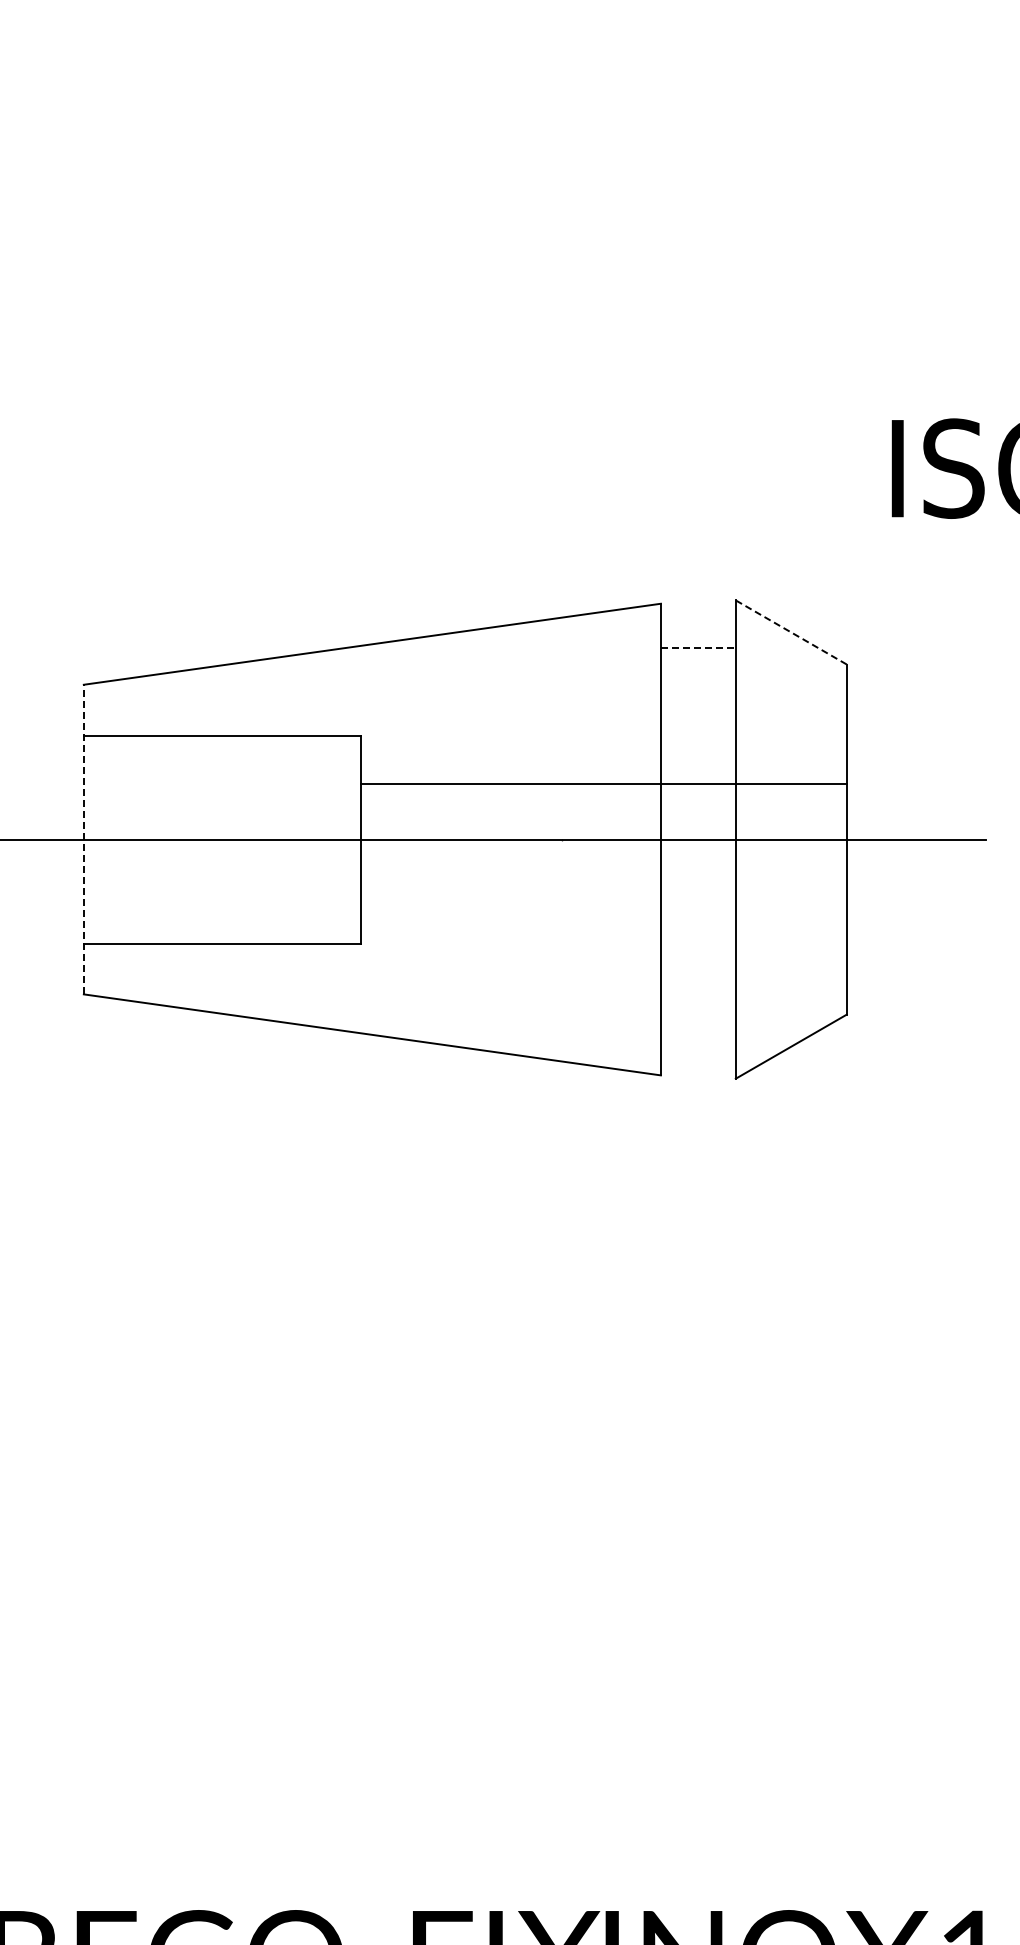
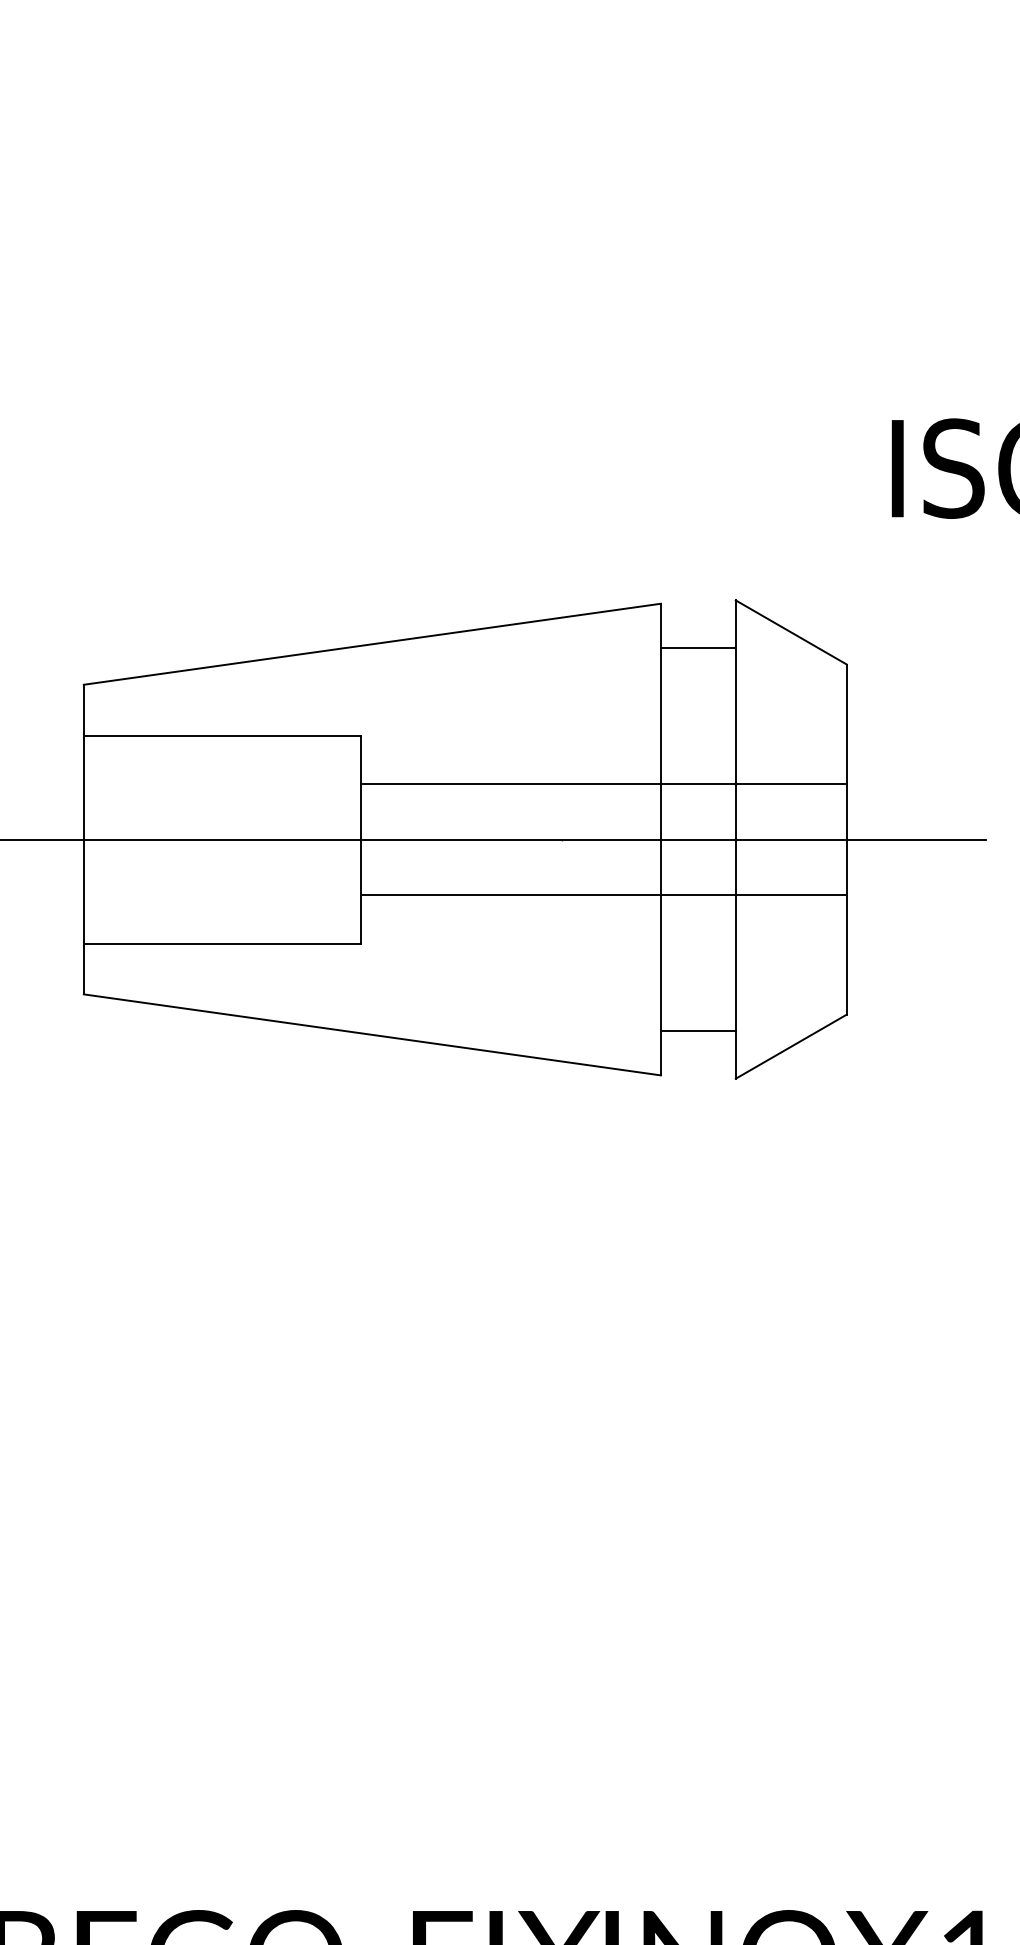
line: dashed -> solid (790, 632)
line: dashed -> solid (698, 648)
line: dashed -> solid (83, 839)
line: none -> present (603, 895)
line: none -> present (697, 1031)
